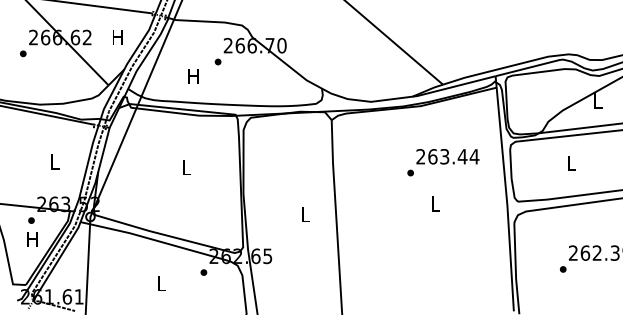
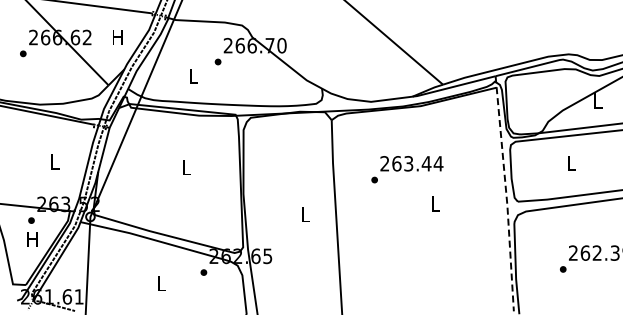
text: H -> L (193, 76)
text position: (443, 162) -> (407, 169) (407, 169)
line: solid -> dashed (506, 194)
